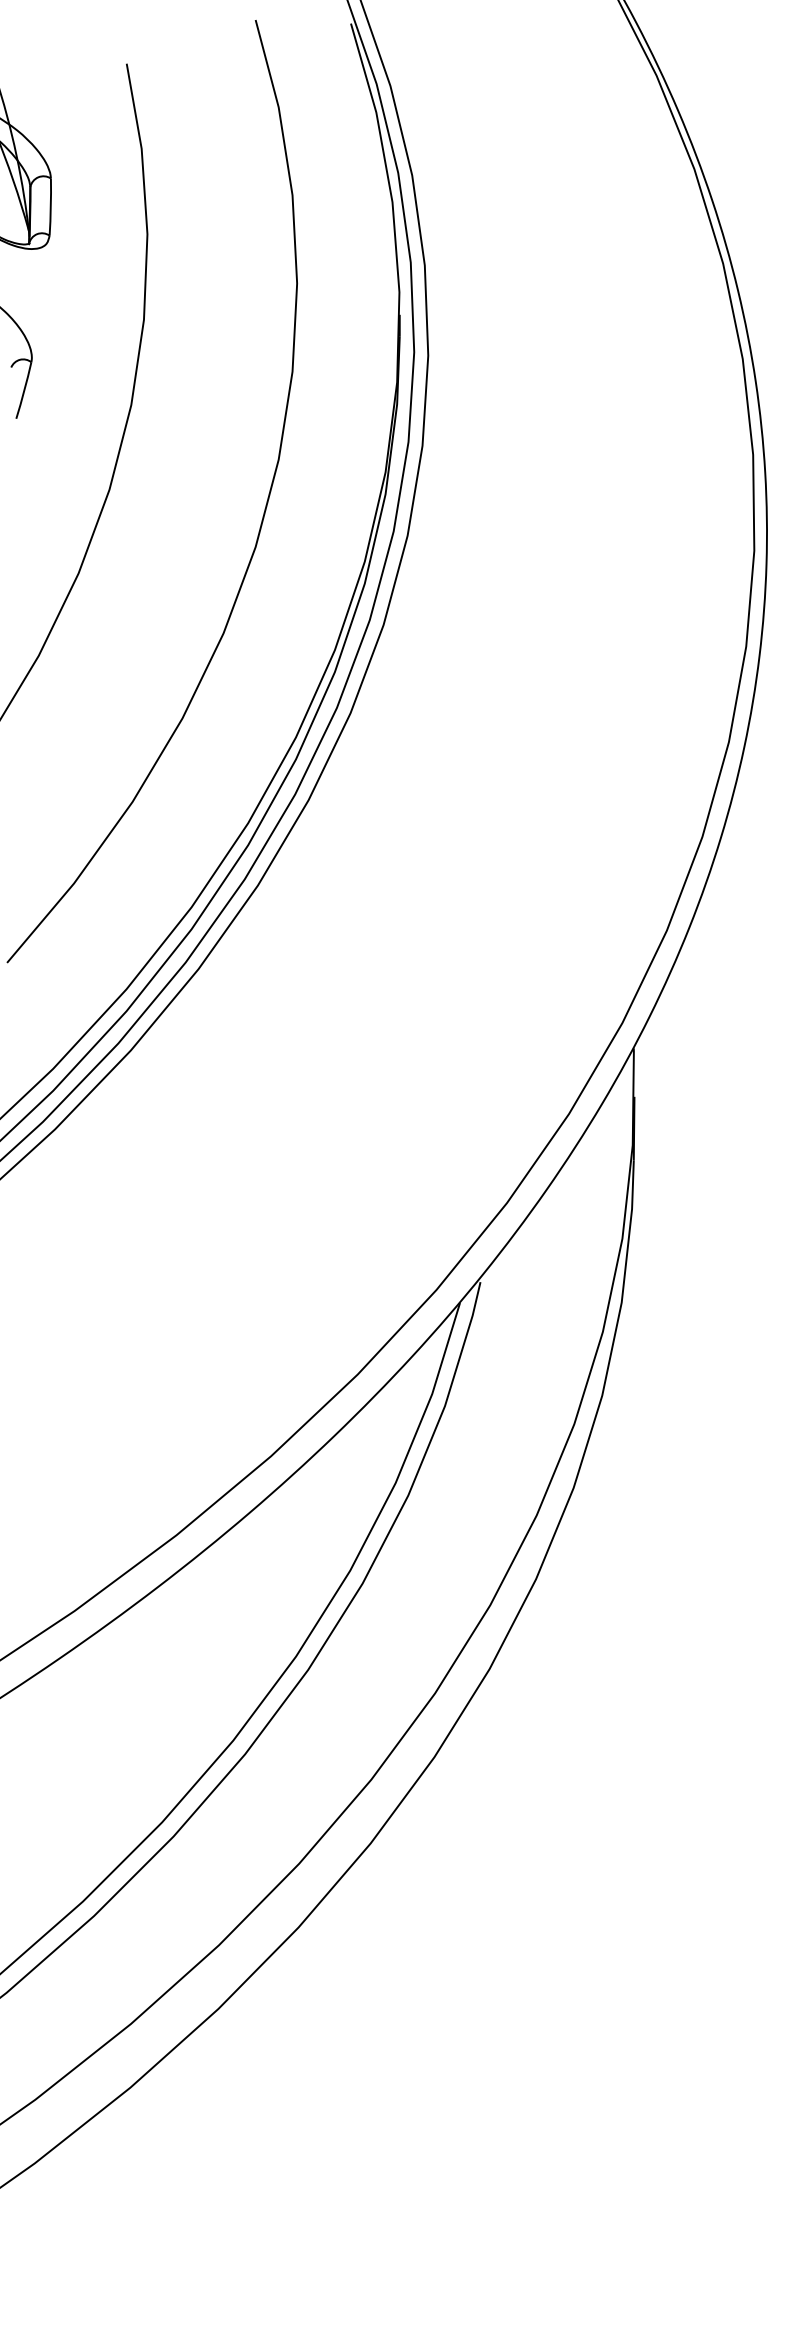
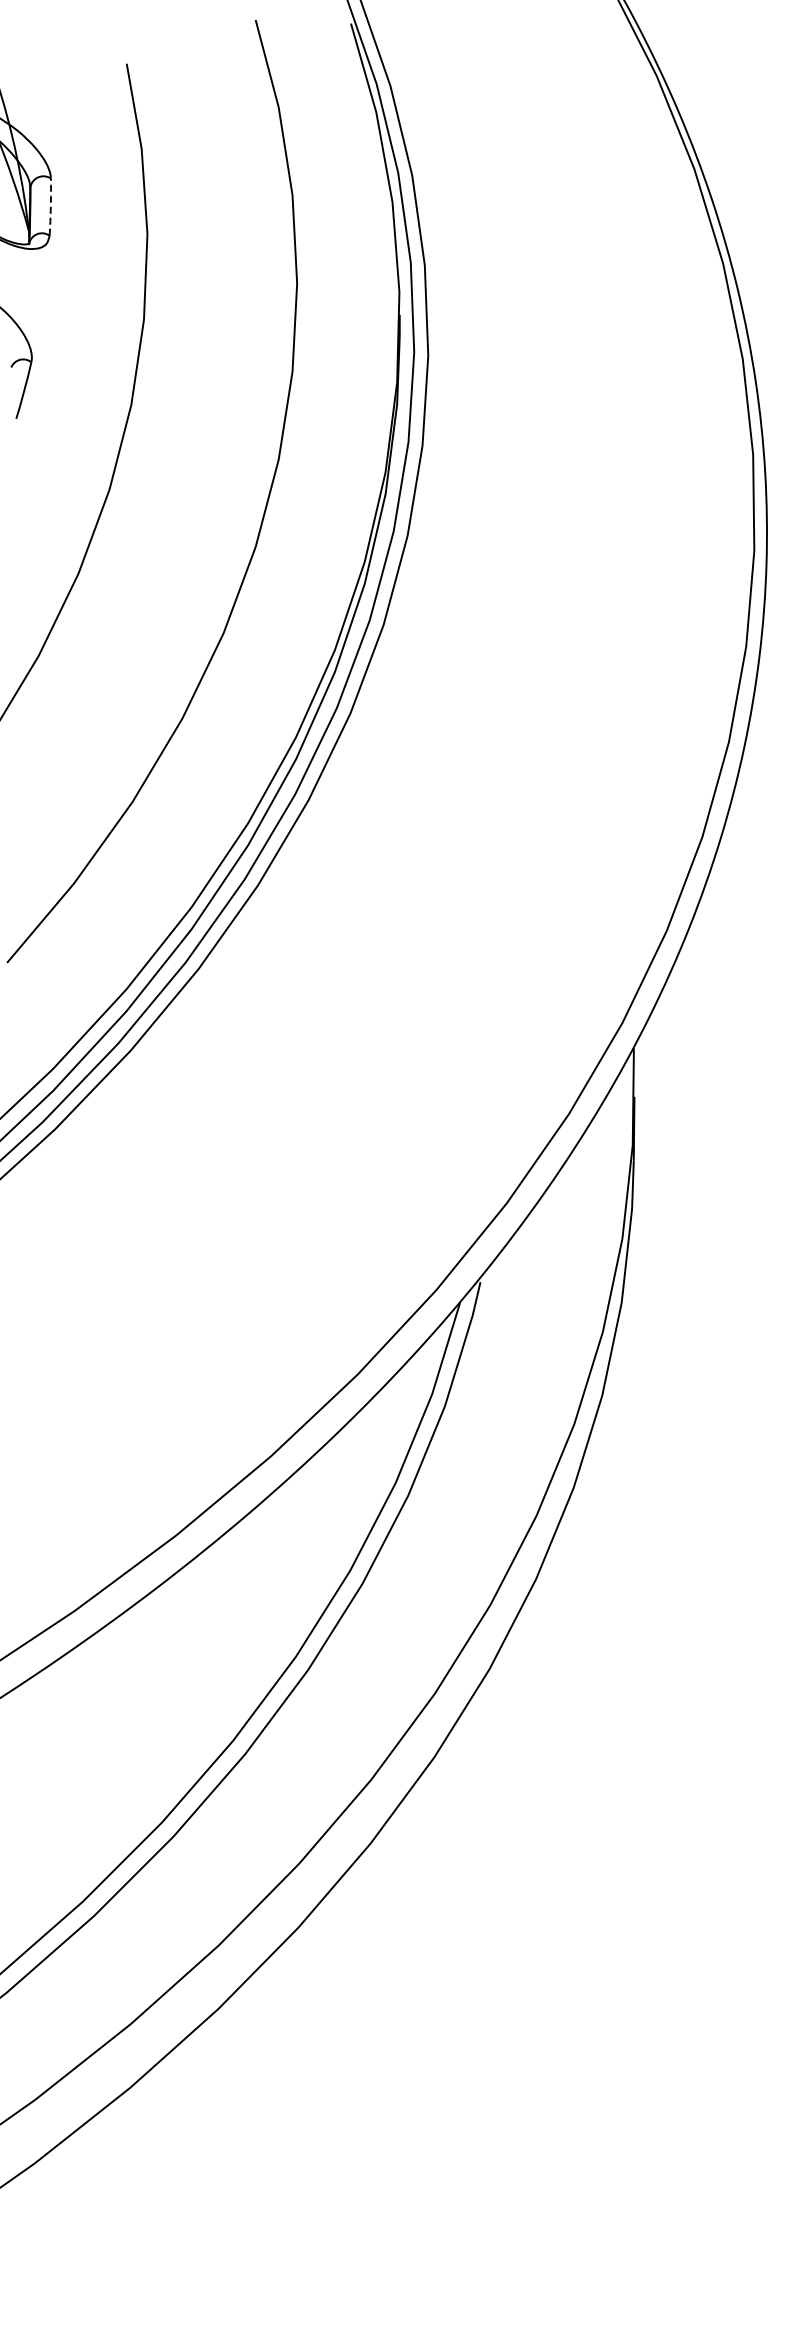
arc: solid -> dashed (50, 207)
